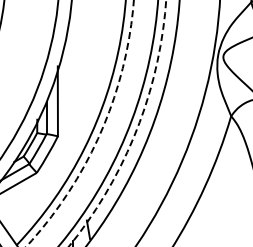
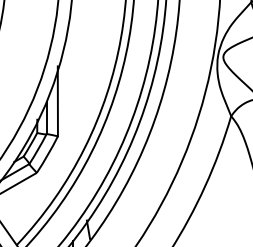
arc: dashed -> solid (136, 129)
arc: dashed -> solid (99, 135)
